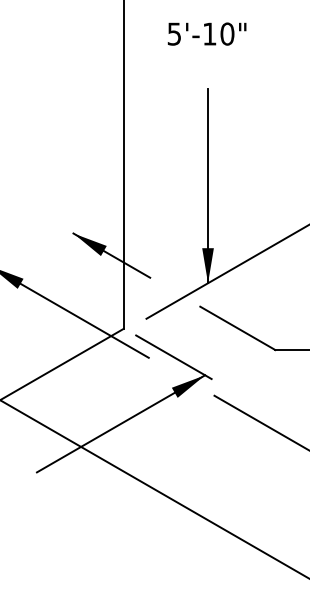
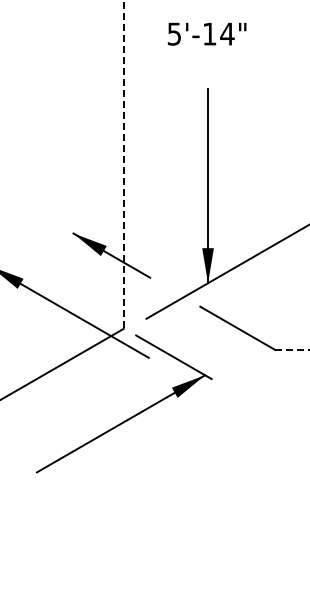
text: 5'-10" -> 5'-14" (227, 33)
line: solid -> dashed (123, 164)
line: solid -> dashed (292, 350)
line: present -> none (260, 422)
line: present -> none (154, 489)
